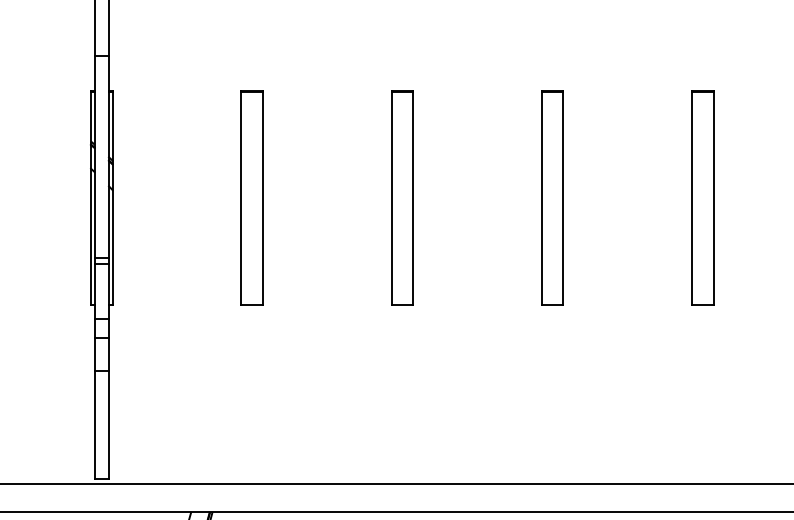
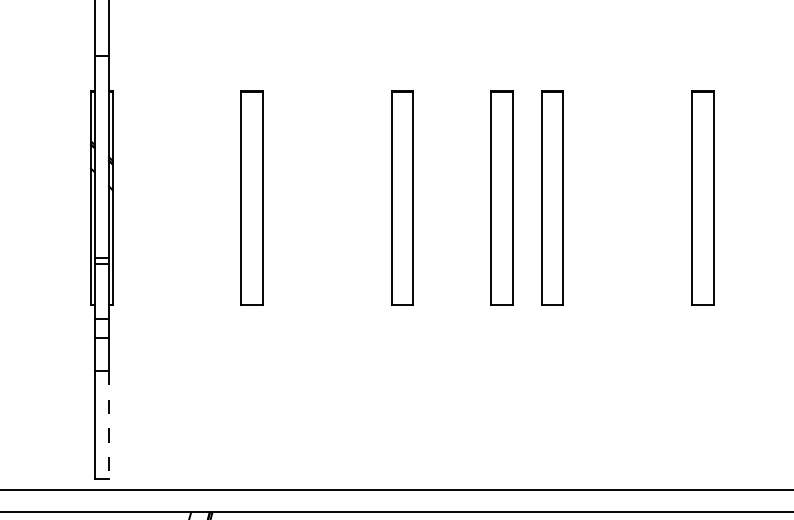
part: none -> present (501, 197)
line: solid -> dashed (109, 424)
line position: (396, 484) -> (396, 490) (396, 490)
